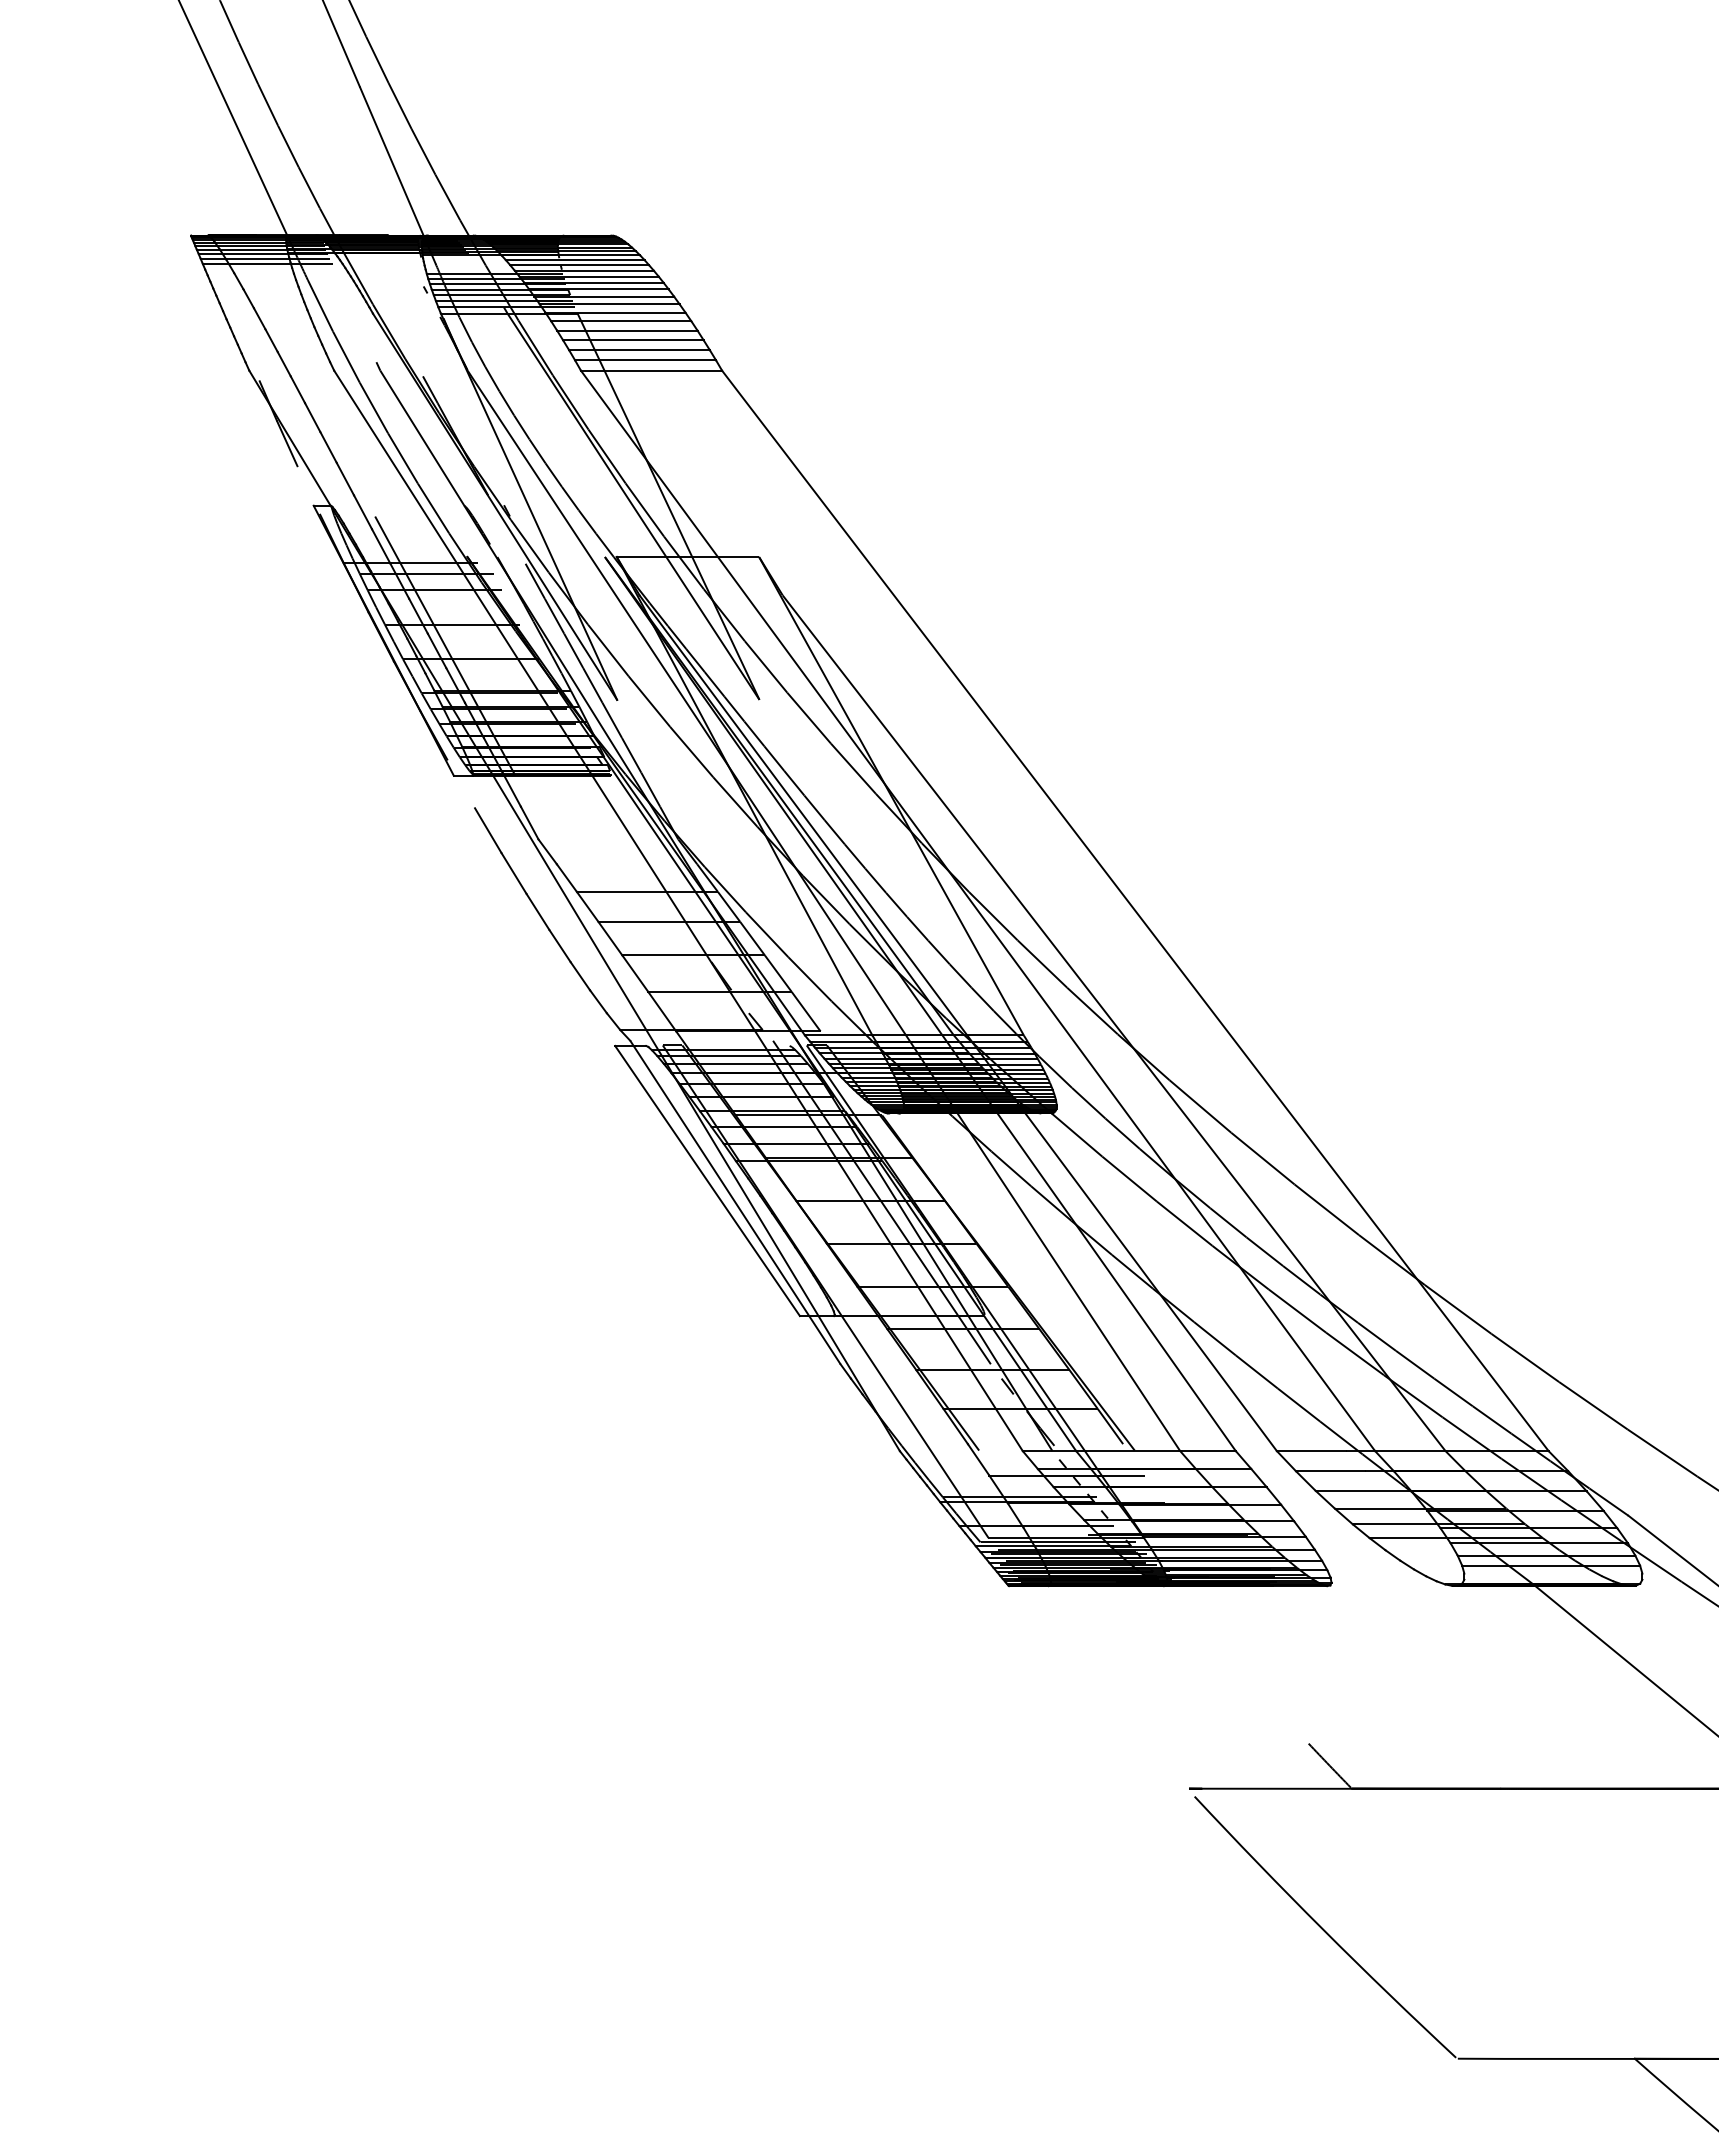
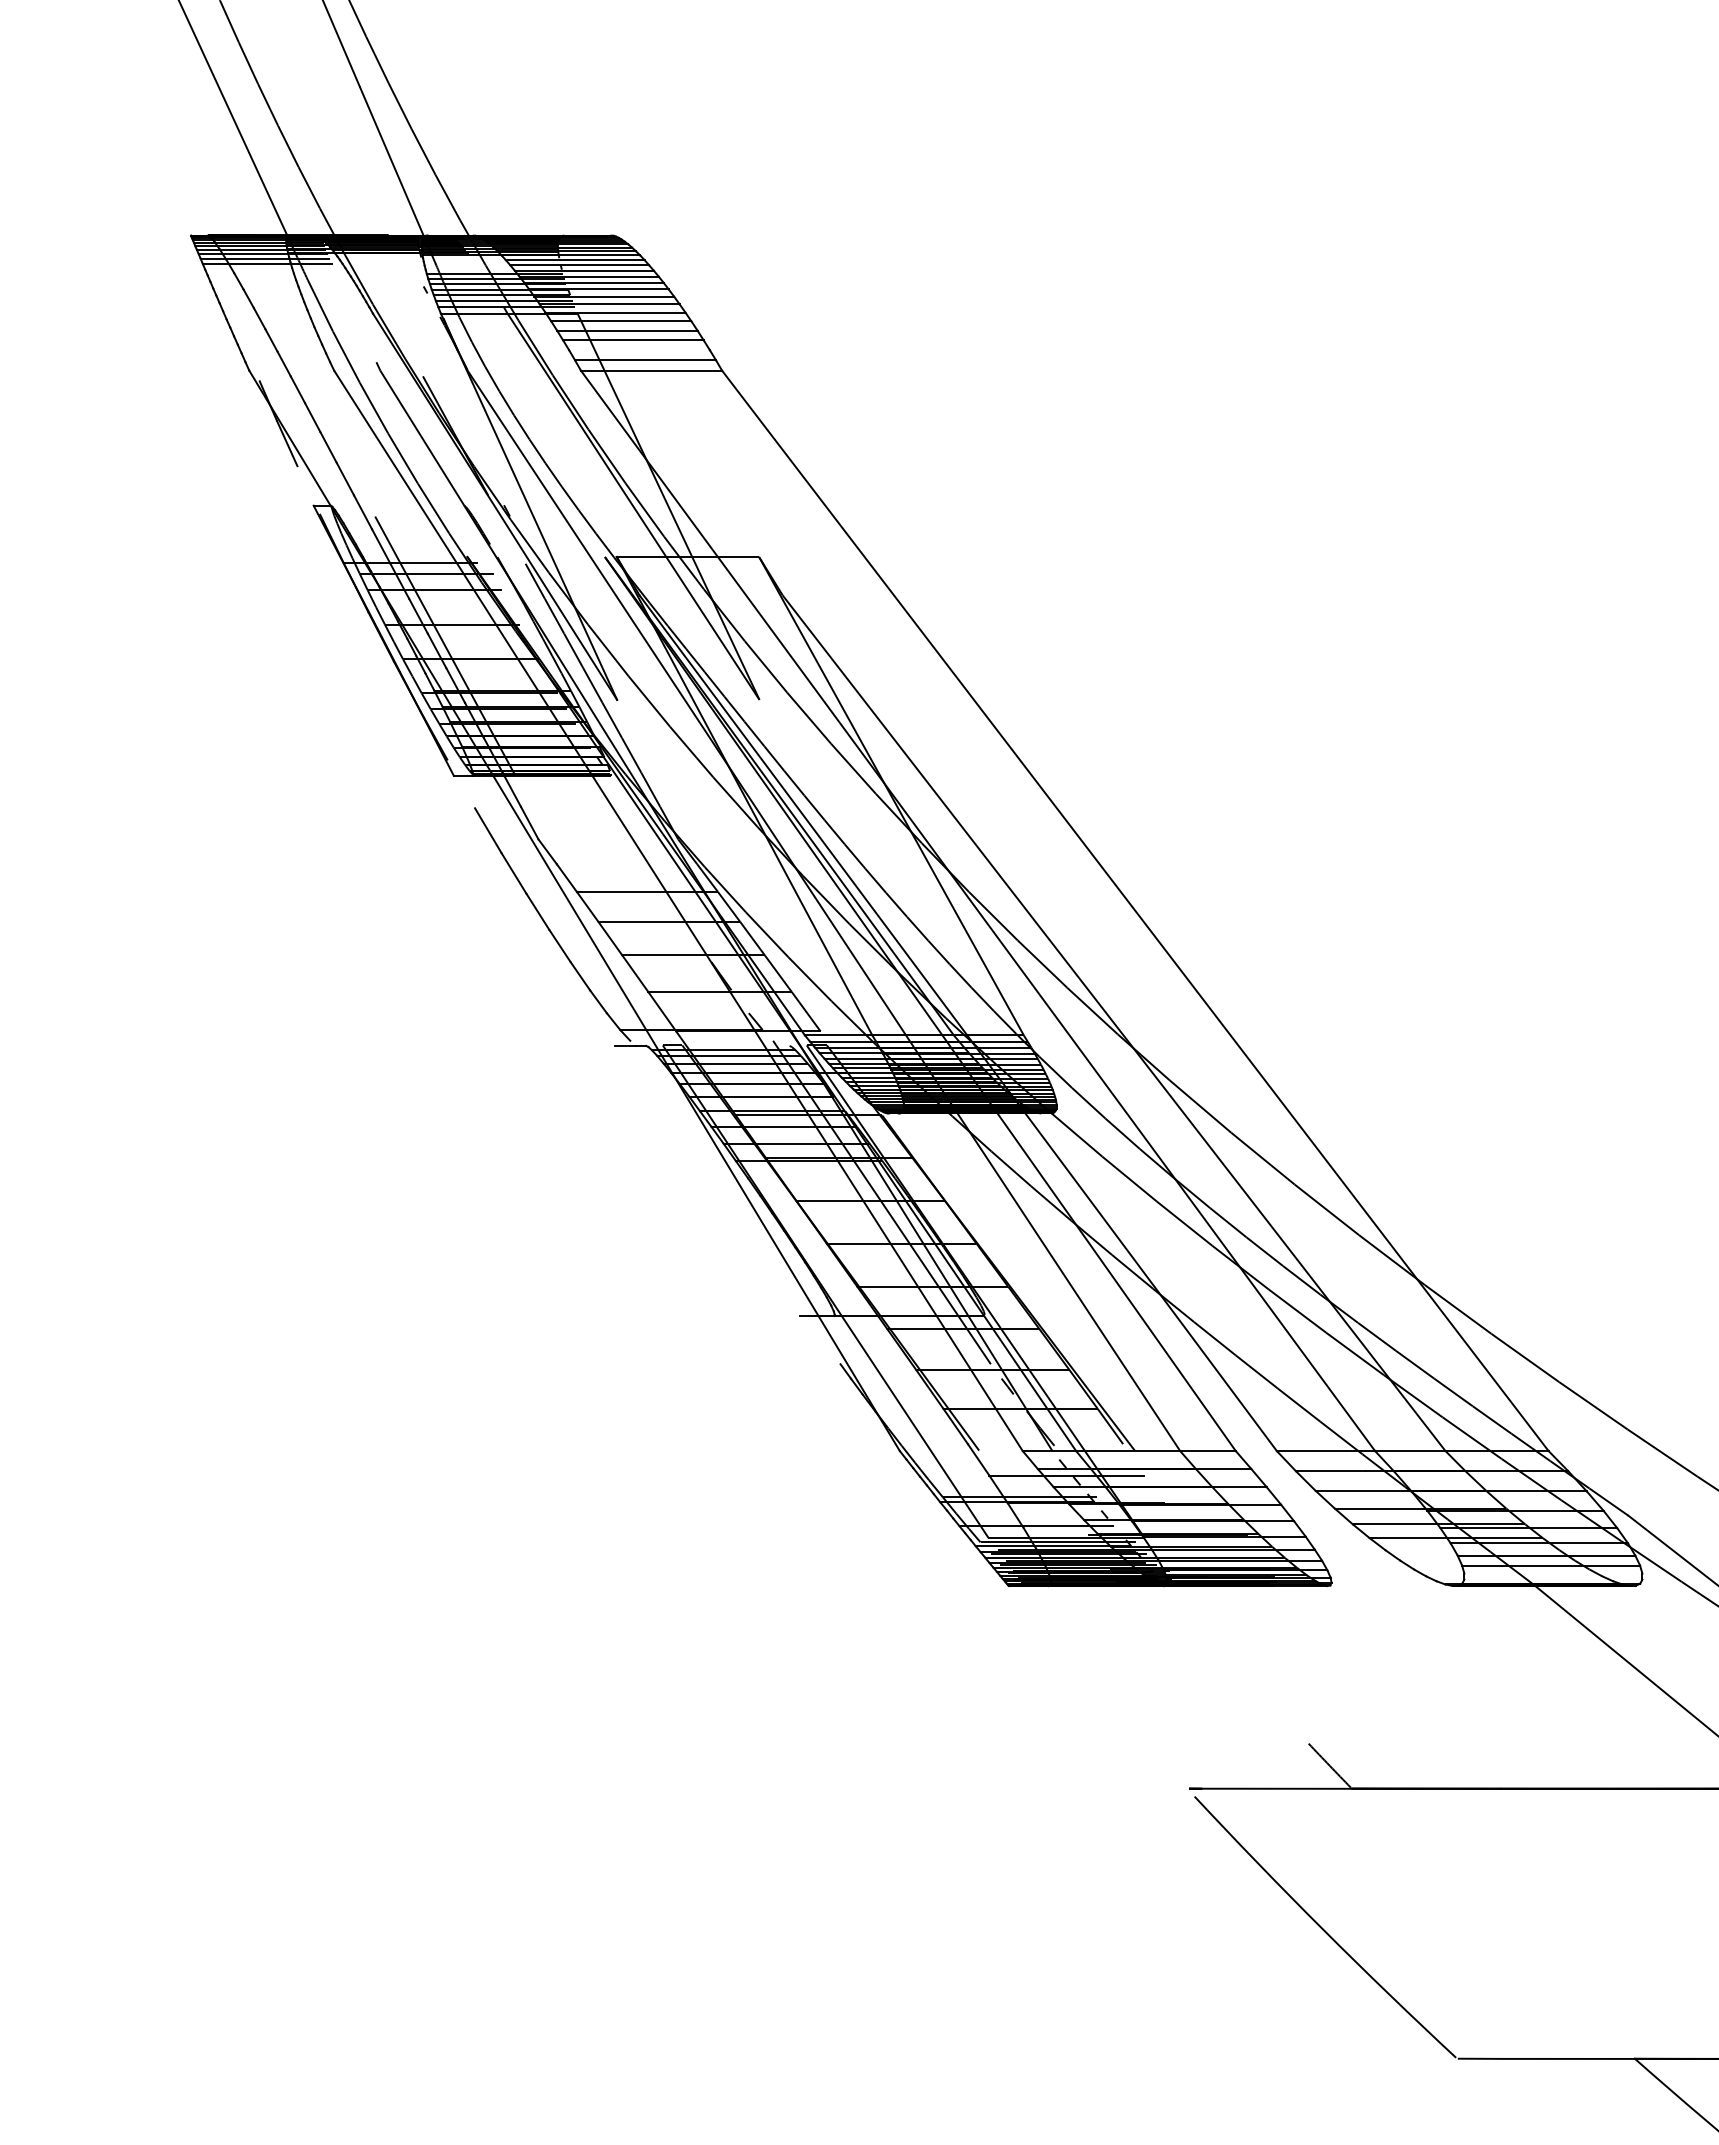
line: present -> none (639, 350)
line: present -> none (707, 1180)
line: present -> none (735, 1202)
